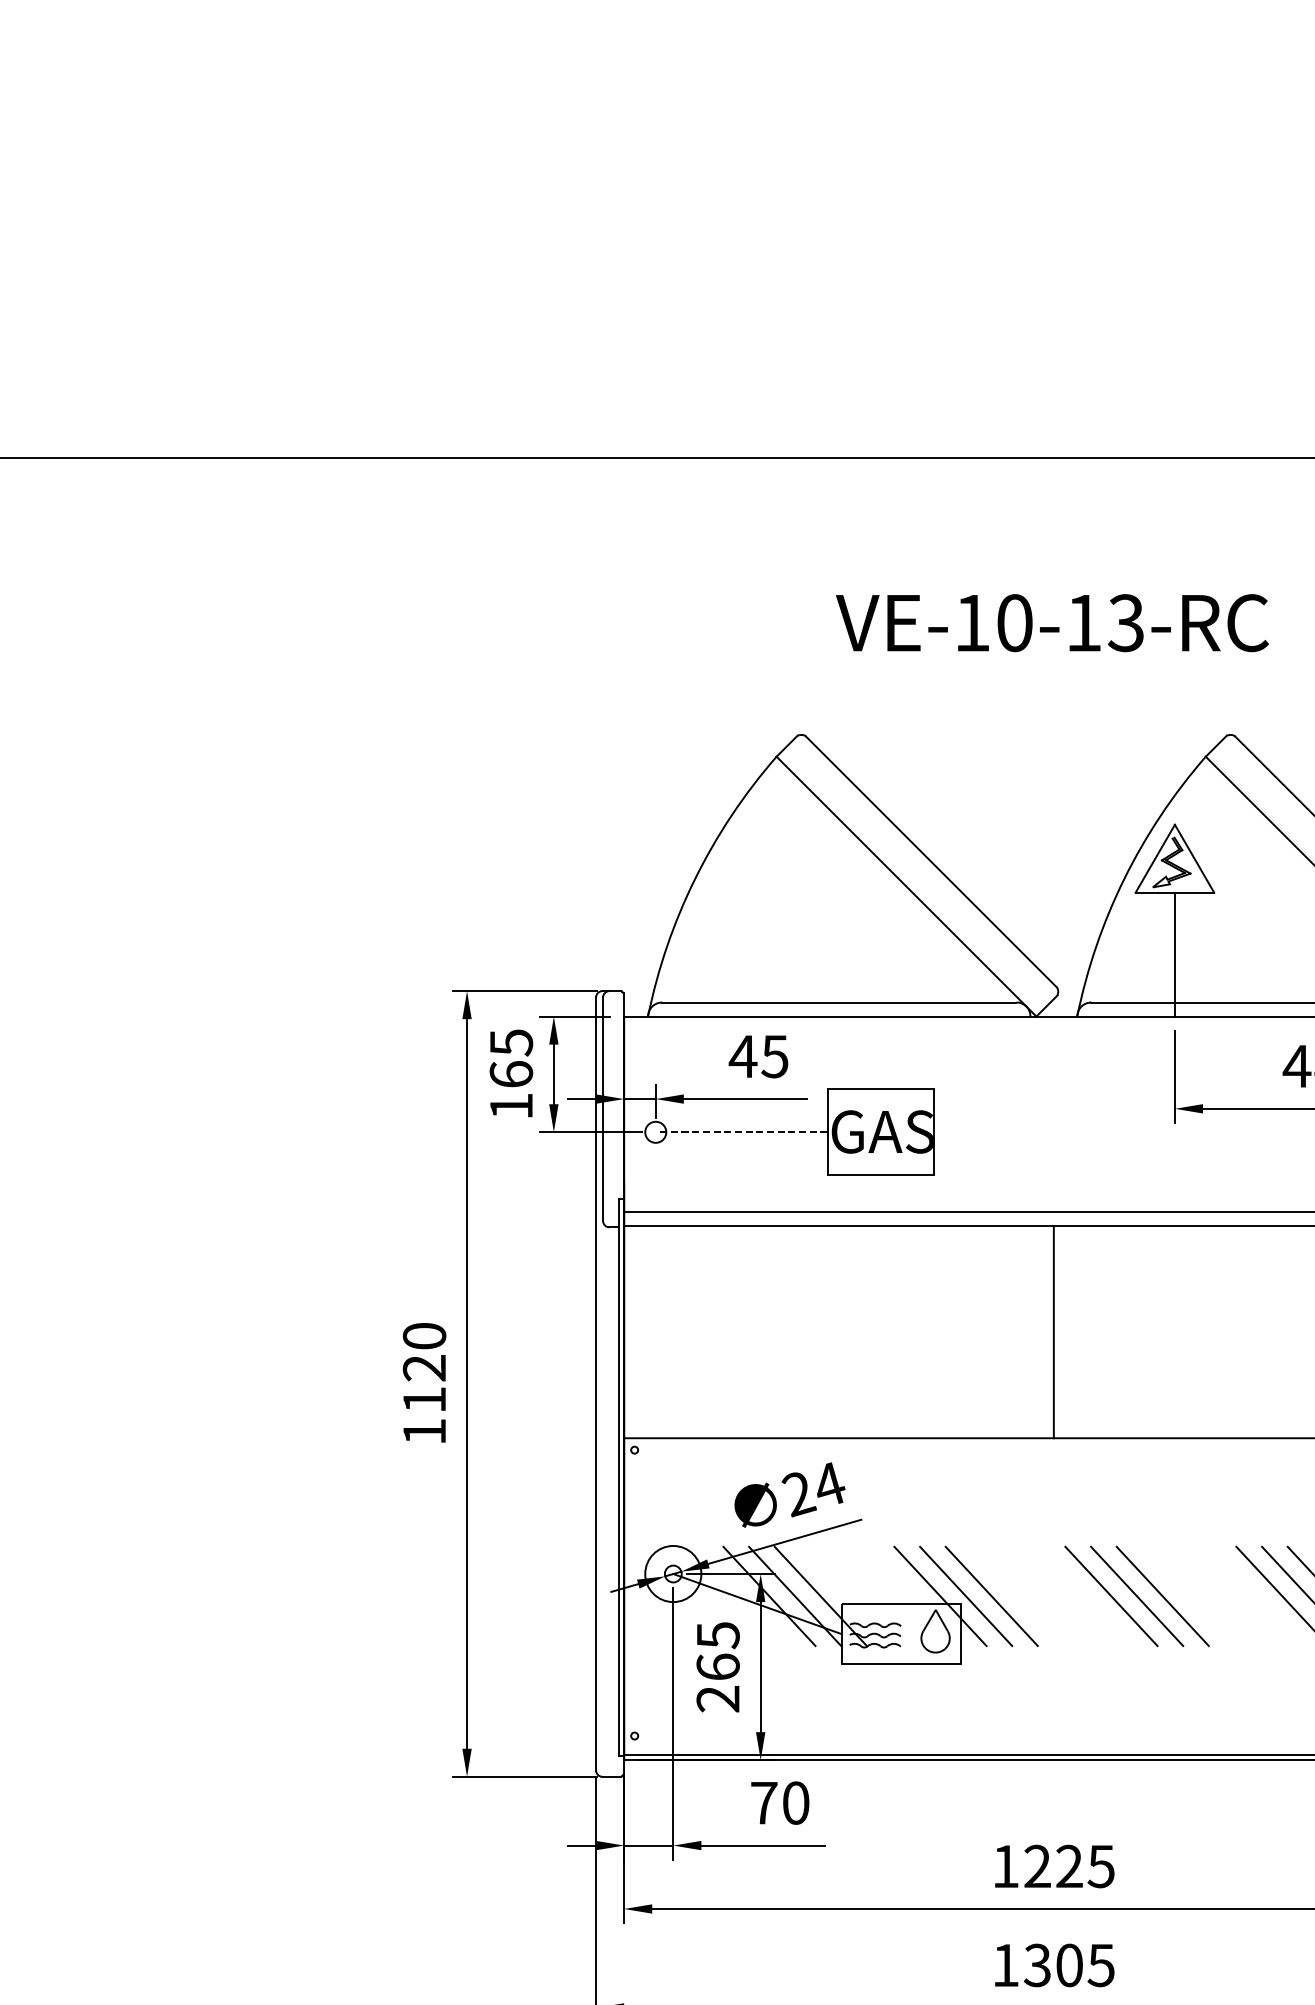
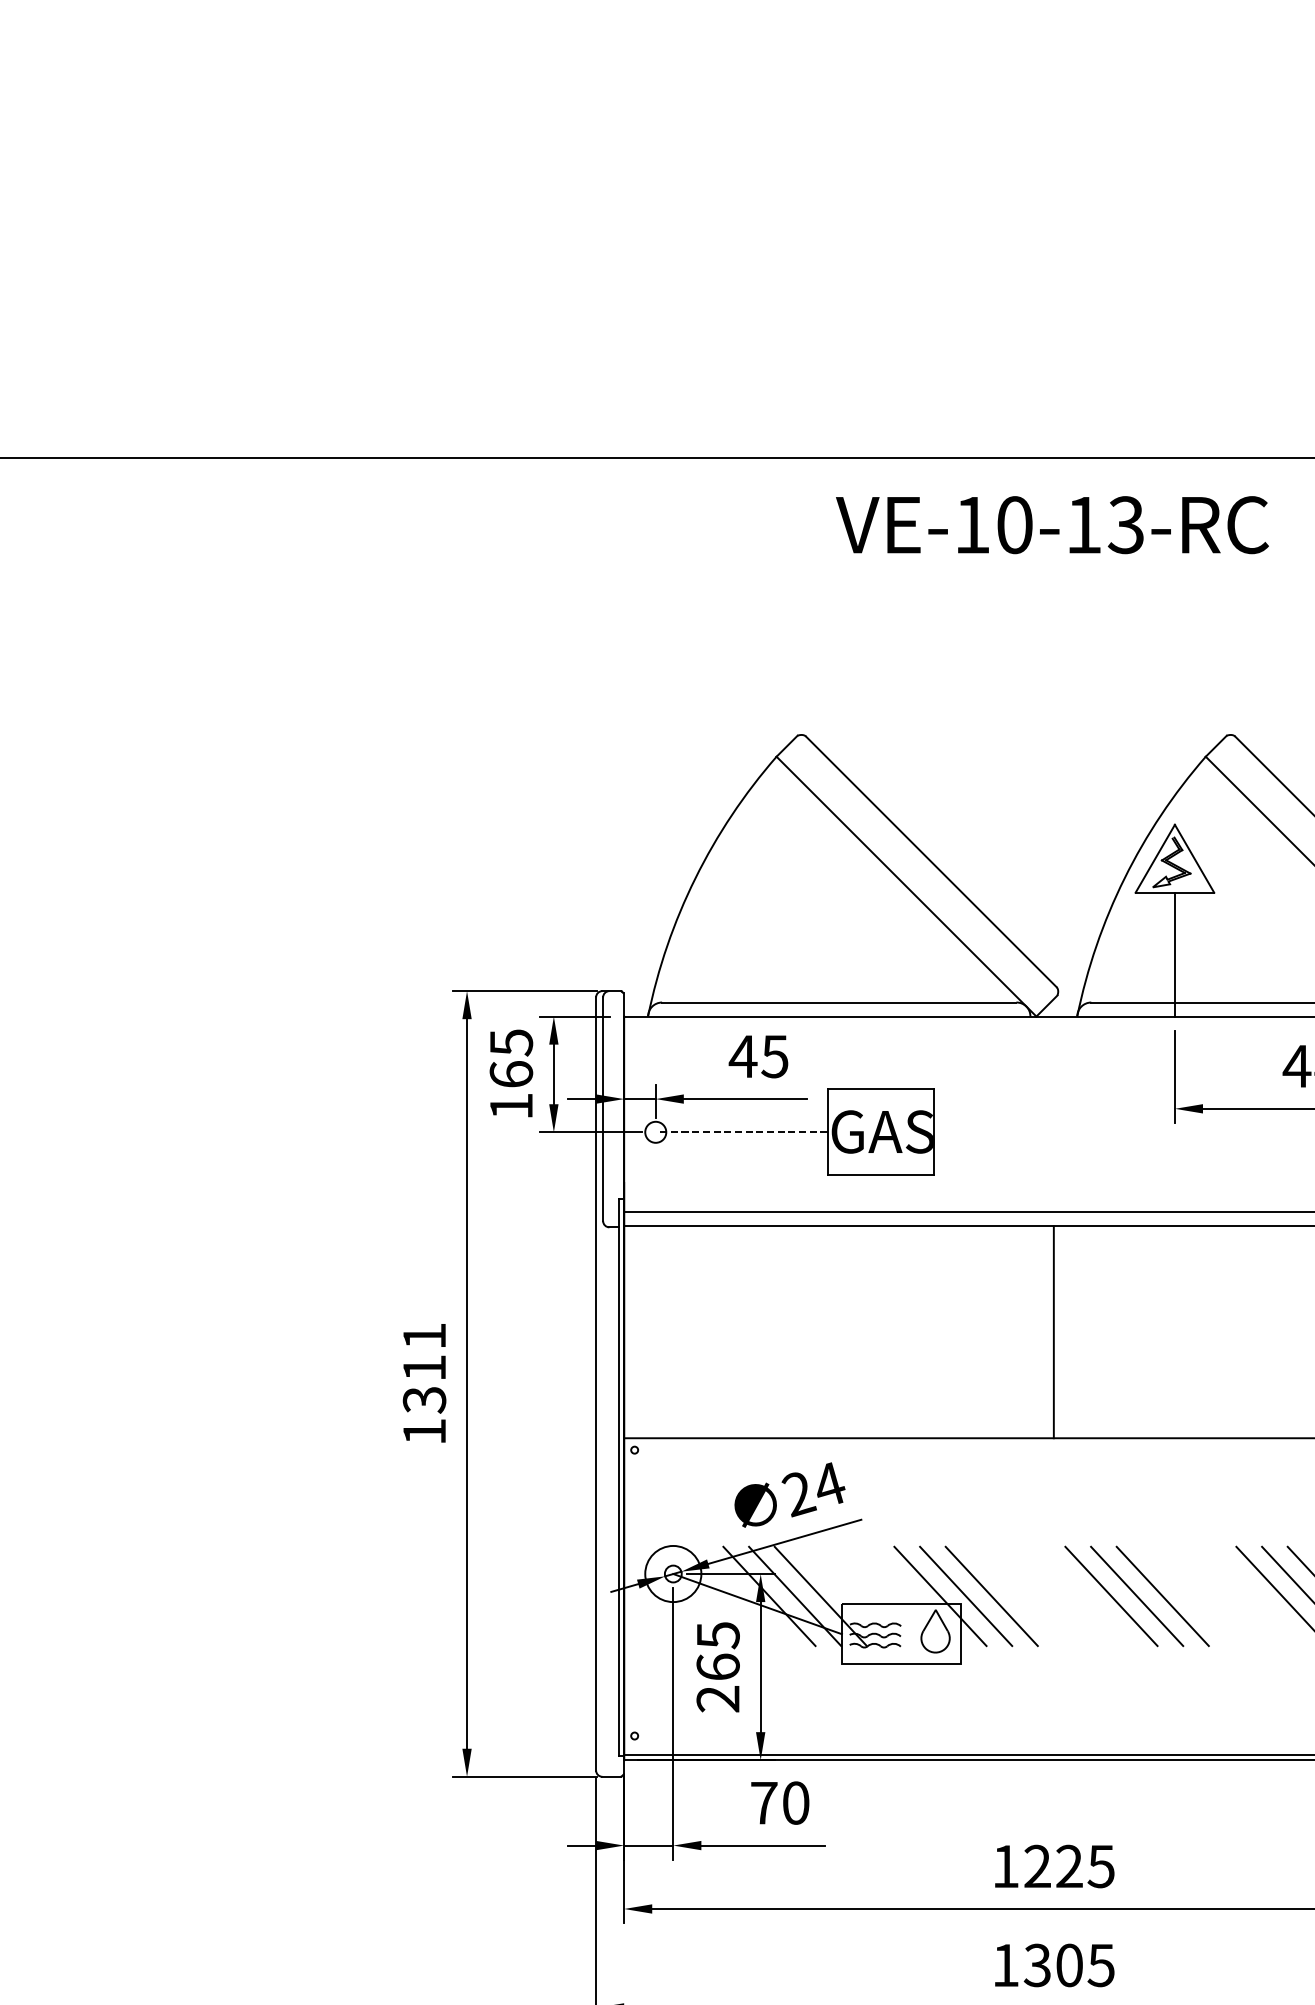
text position: (1052, 623) -> (1052, 525) (1052, 525)
text: 1120 -> 1311 (424, 1368)
